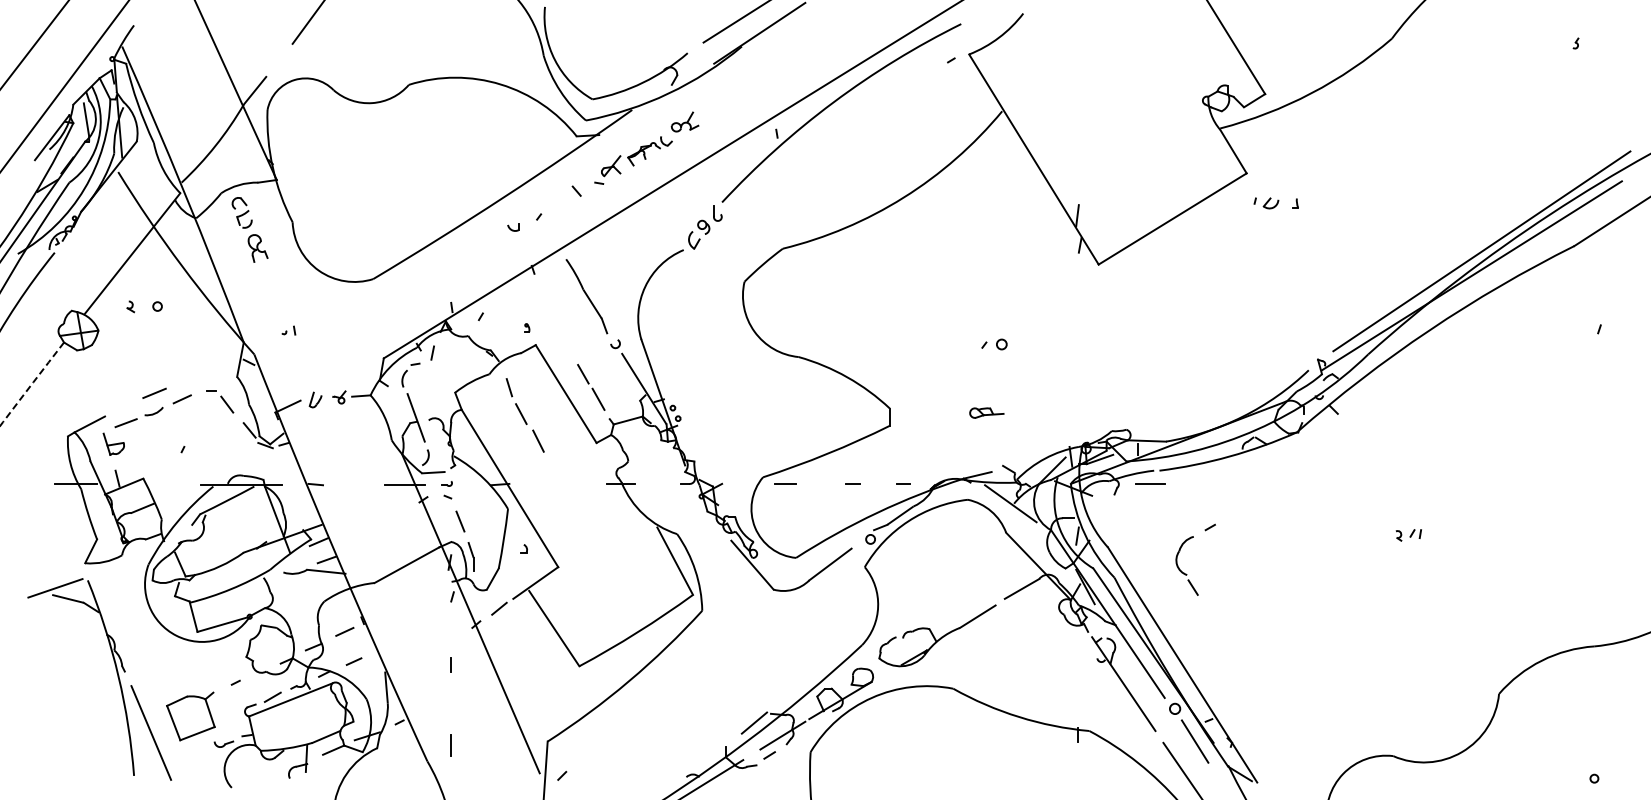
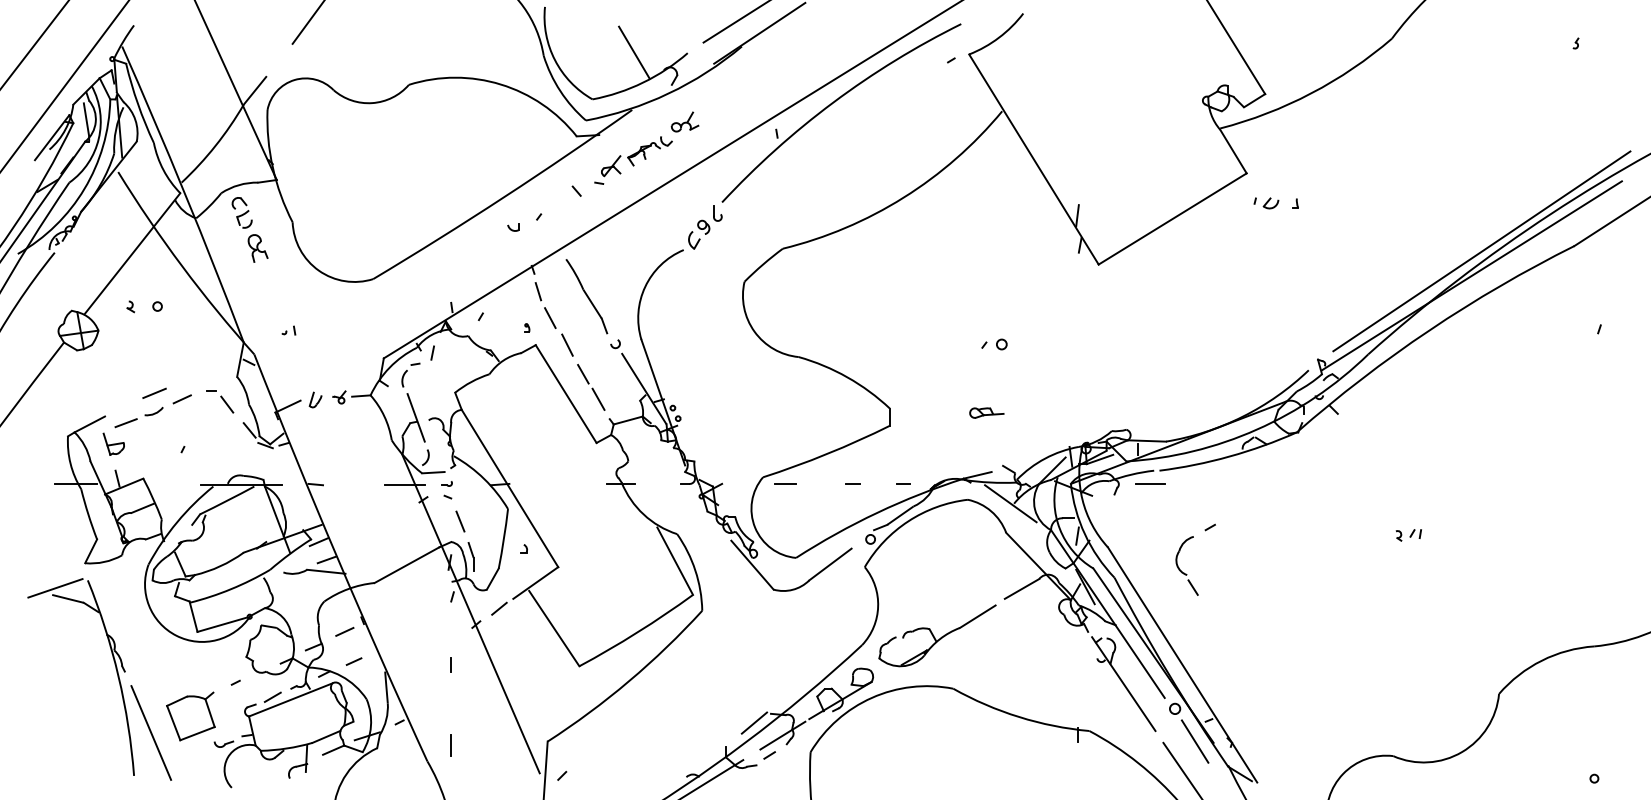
line: none -> present (634, 52)
arc: dashed -> solid (31, 384)
part position: (524, 415) -> (553, 319) (553, 319)
